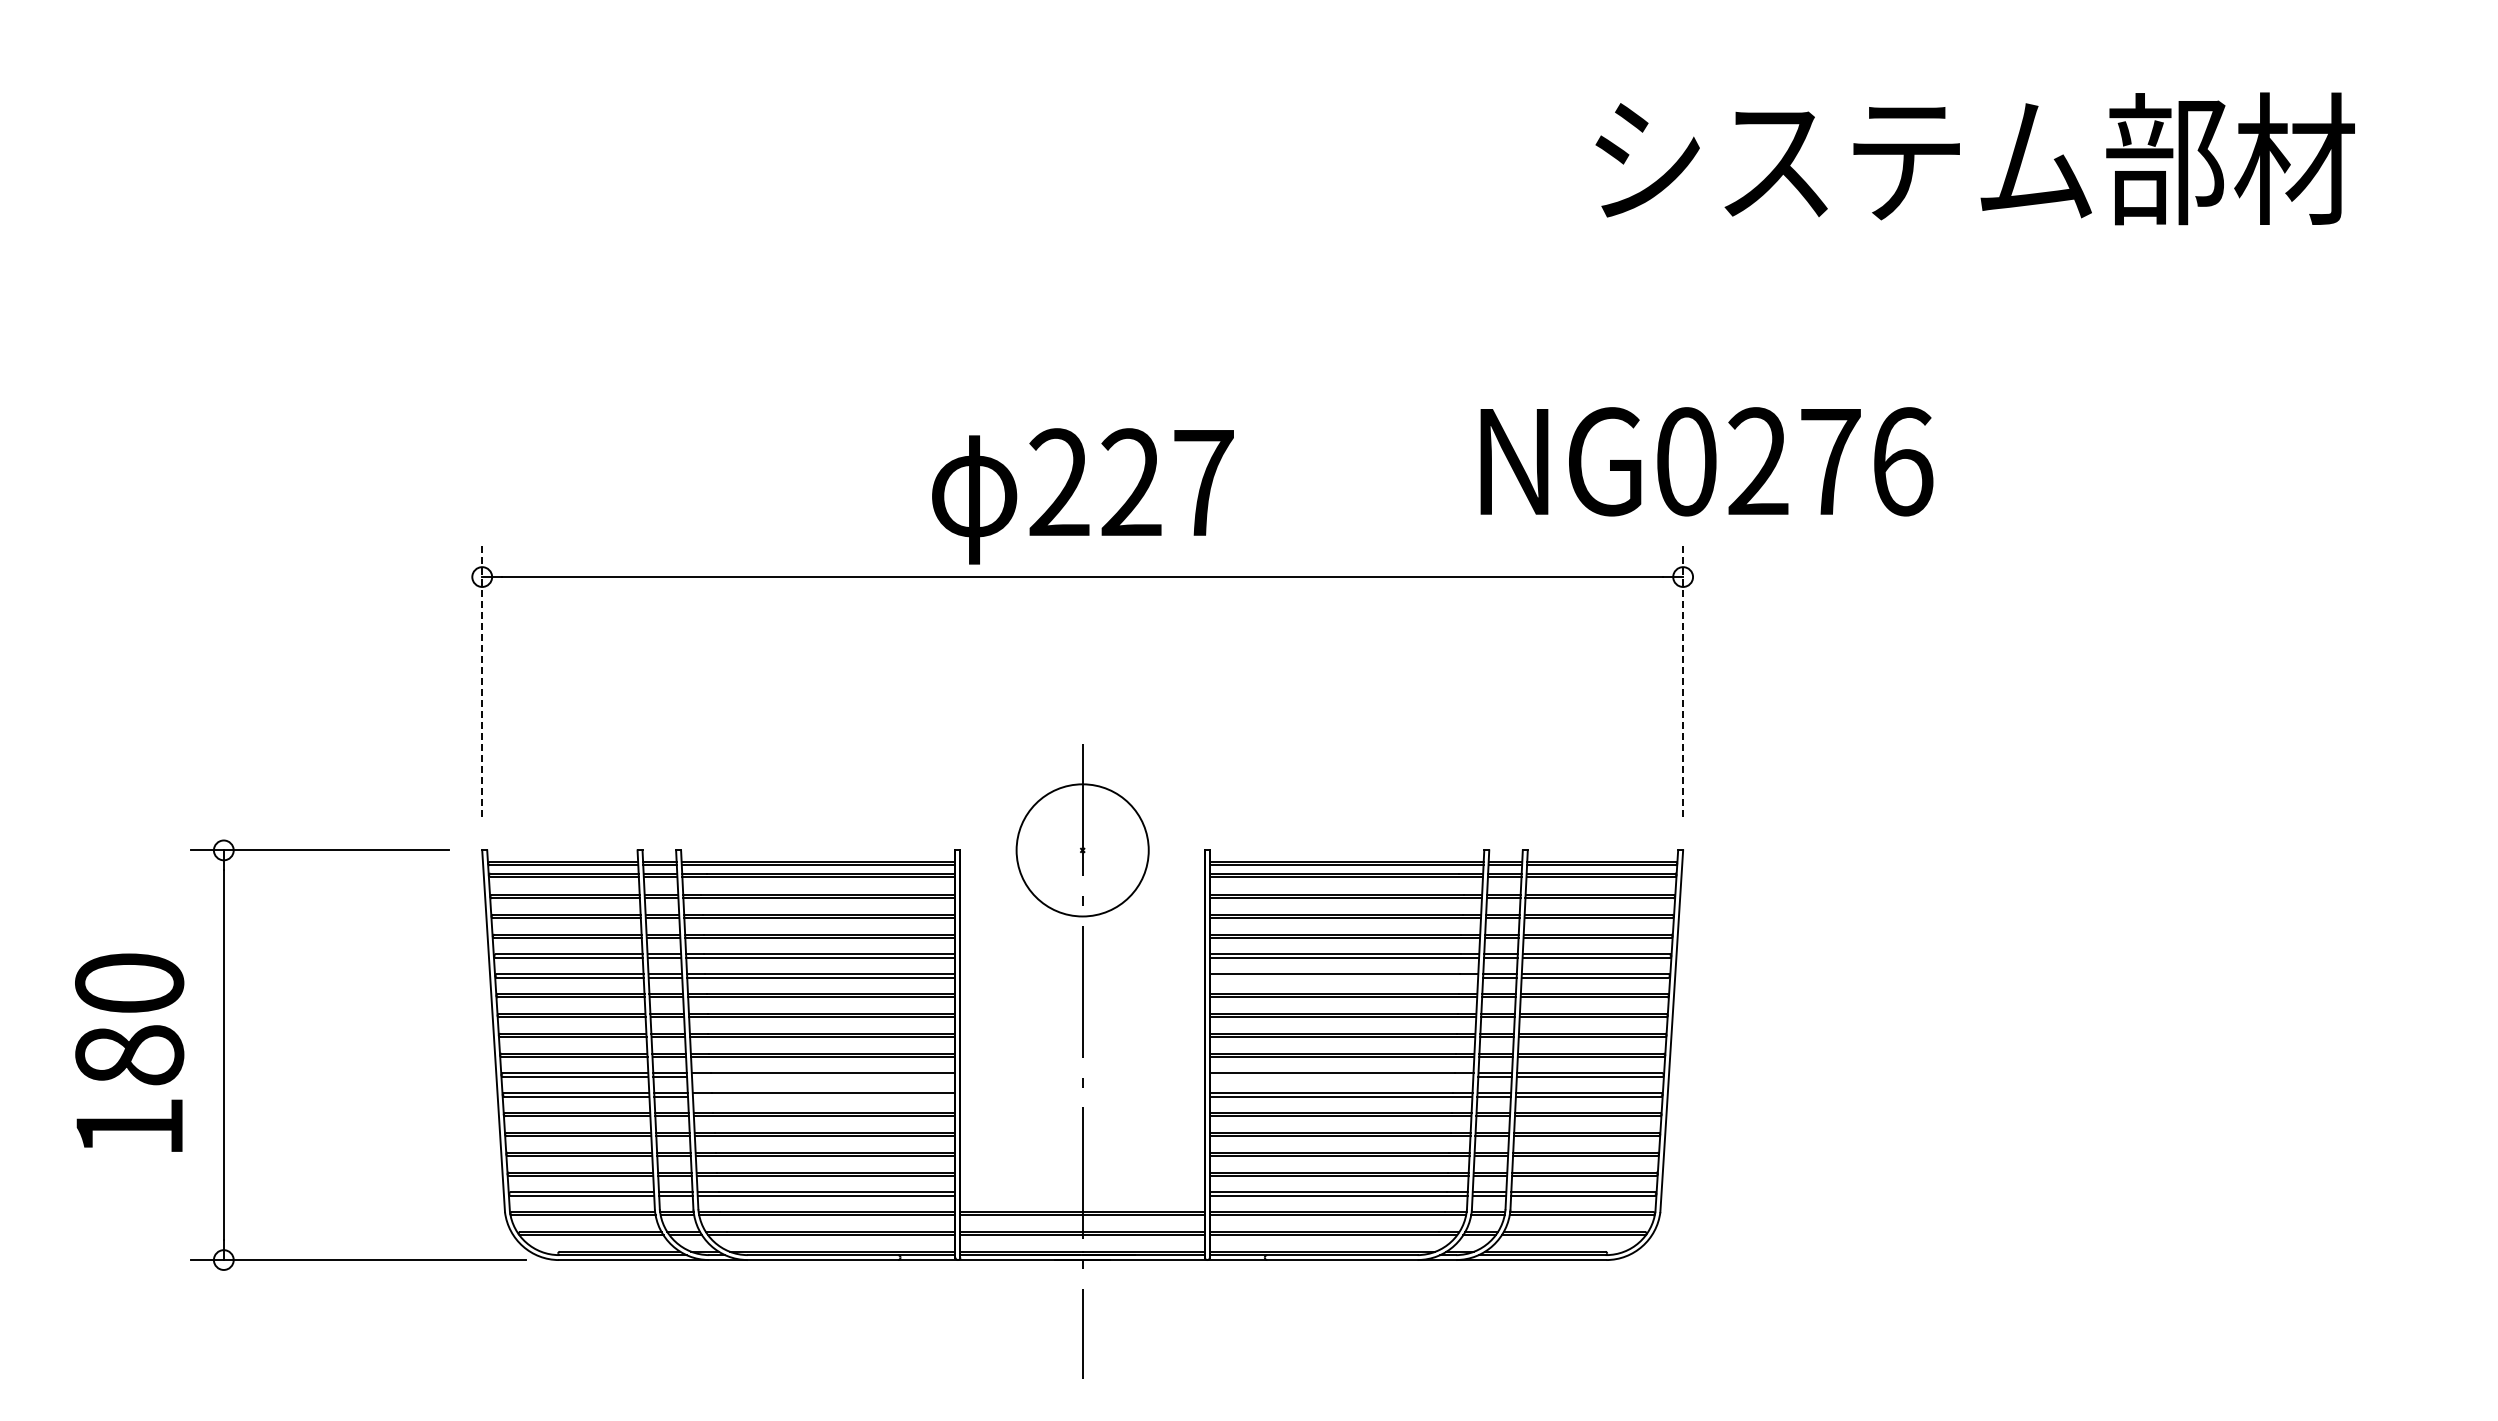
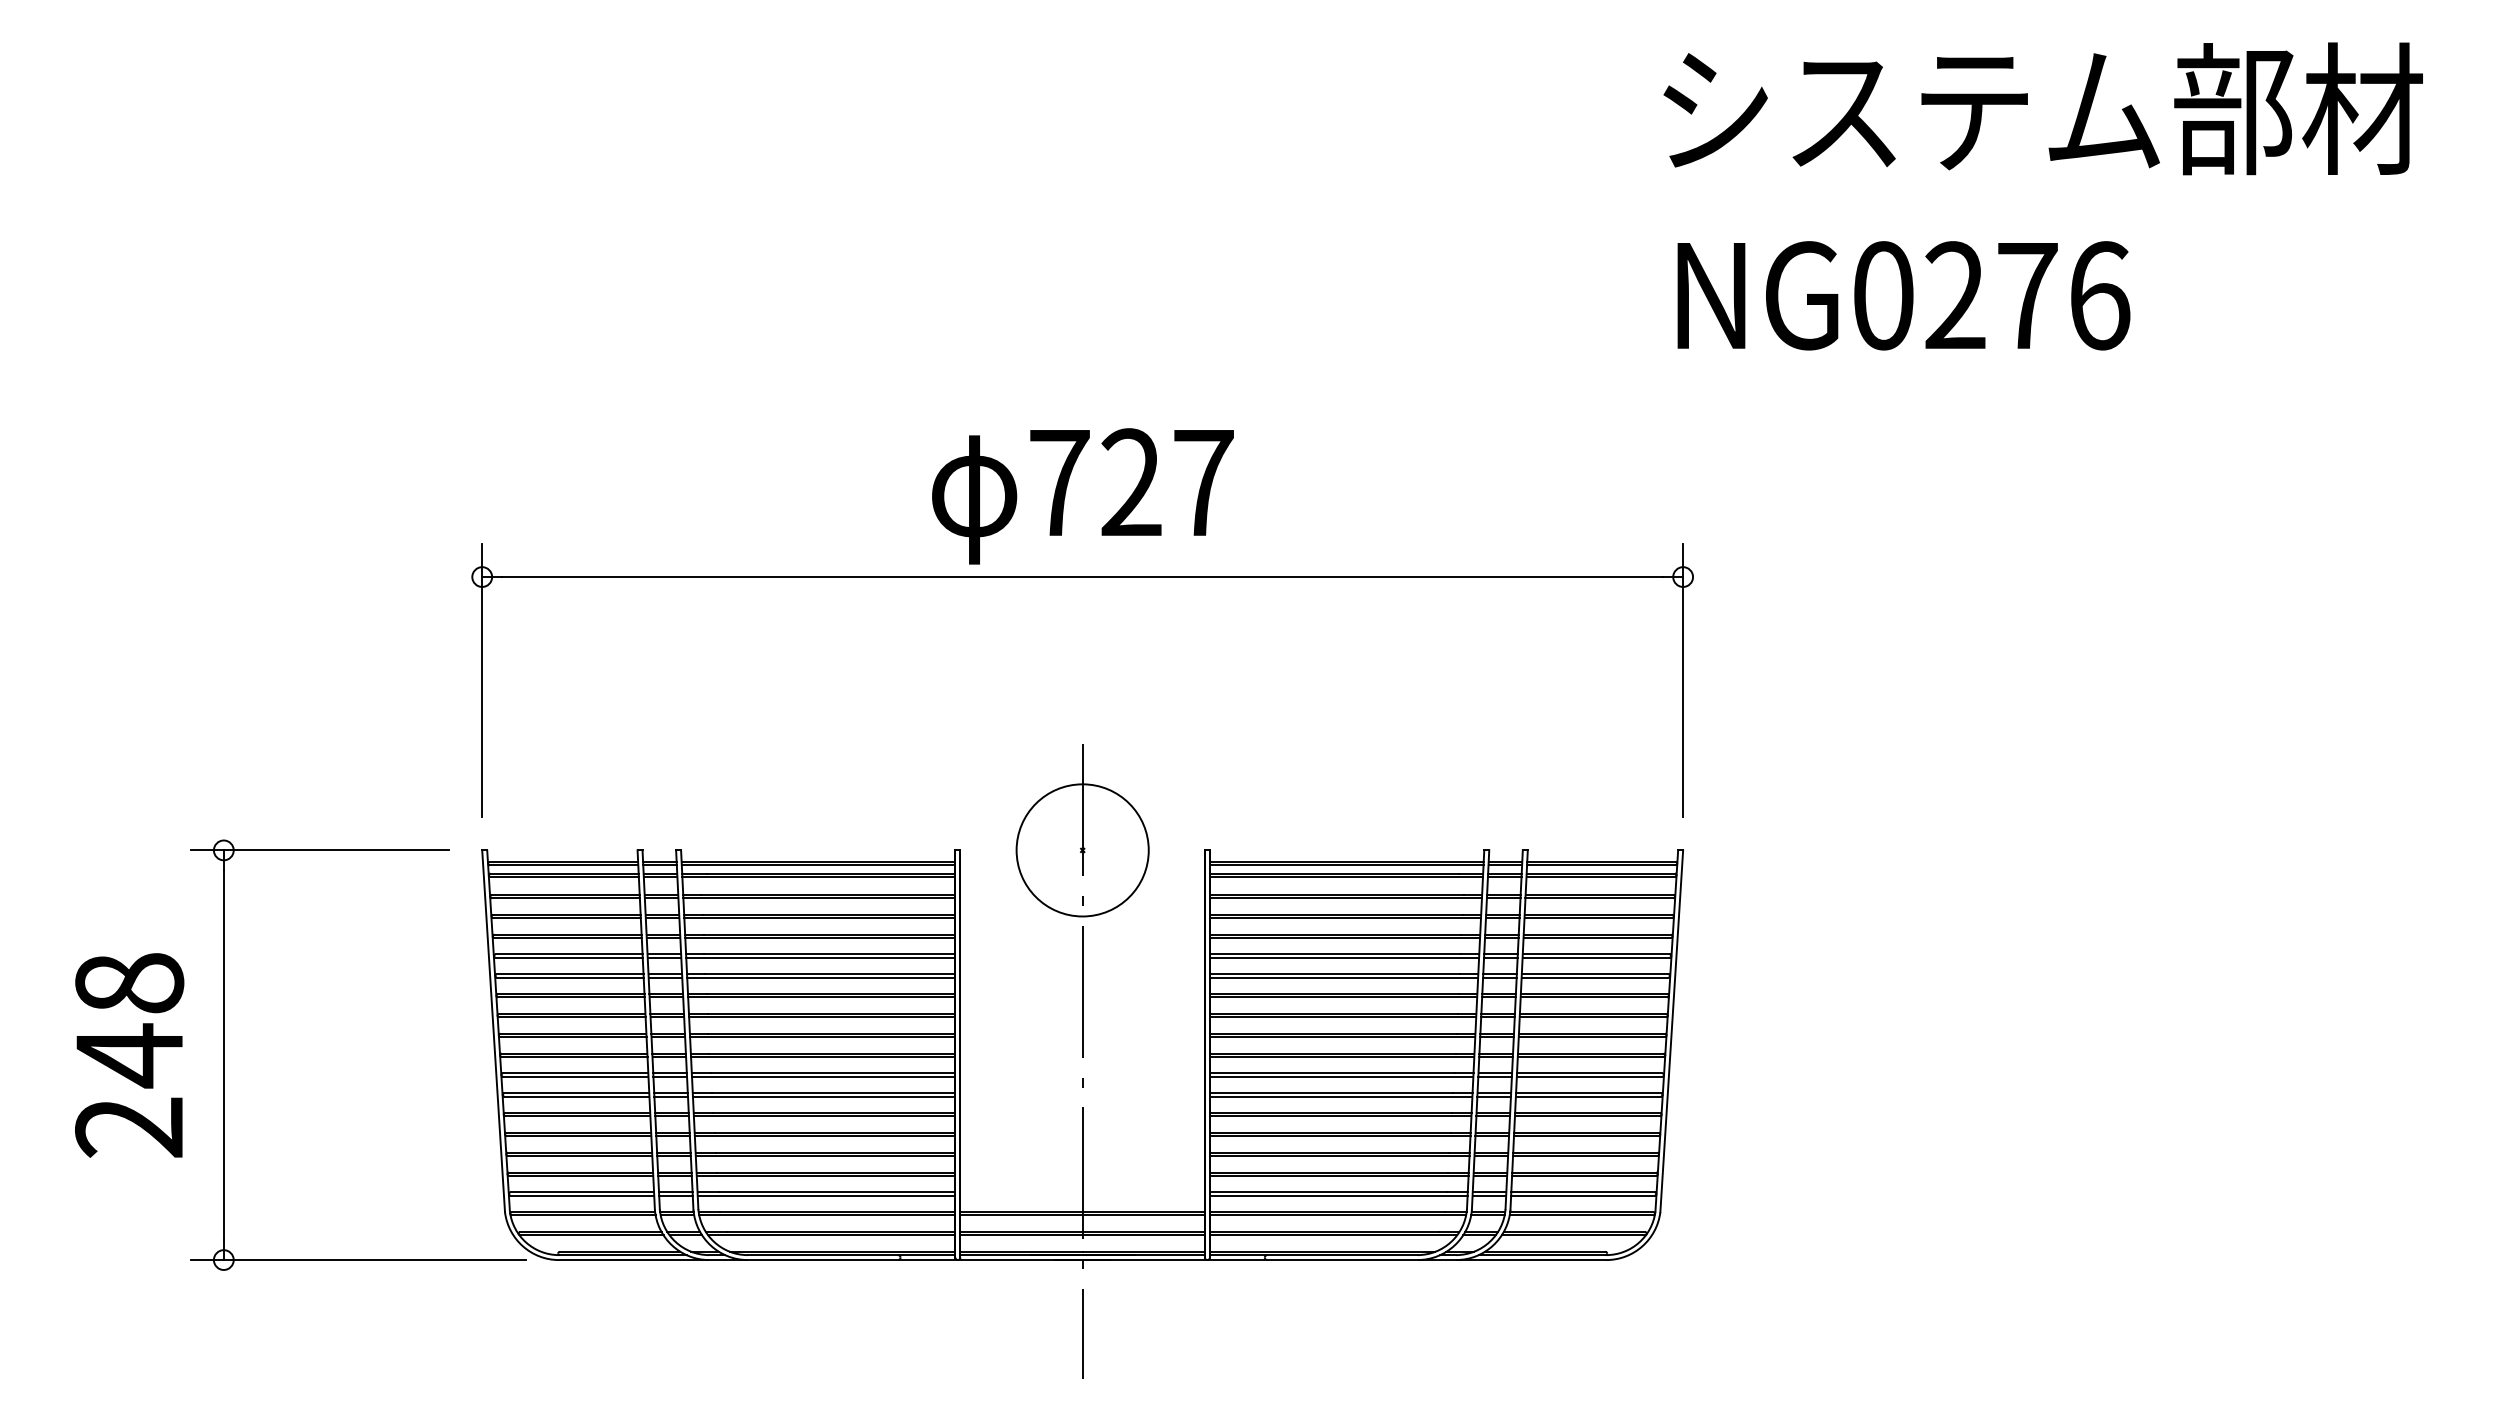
text position: (1974, 158) -> (2042, 108) (2042, 108)
text position: (1706, 461) -> (1903, 295) (1903, 295)
text: 227 -> 727 (1059, 481)
line: dashed -> solid (482, 680)
line: dashed -> solid (1683, 680)
line: none -> present (1343, 977)
text: 180 -> 248 (129, 1055)
line: none -> present (823, 1076)
line: none -> present (1341, 1076)
line: none -> present (823, 1096)
